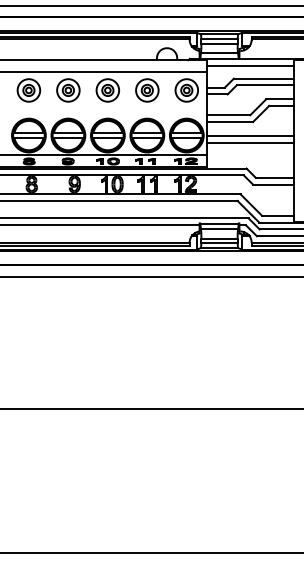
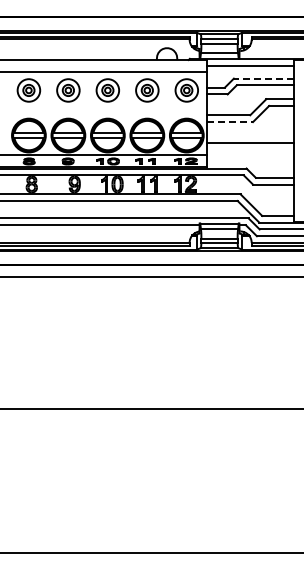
line: present -> none (151, 5)
line: solid -> dashed (263, 78)
line: solid -> dashed (230, 122)
line: present -> none (249, 136)
